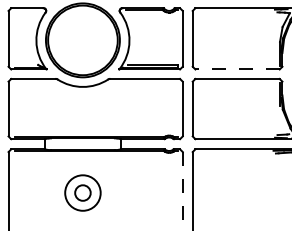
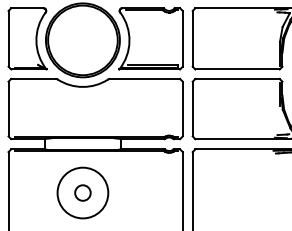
line: dashed -> solid (237, 69)
line: dashed -> solid (182, 191)
circle diameter: 36 px -> 51 px (82, 192)
